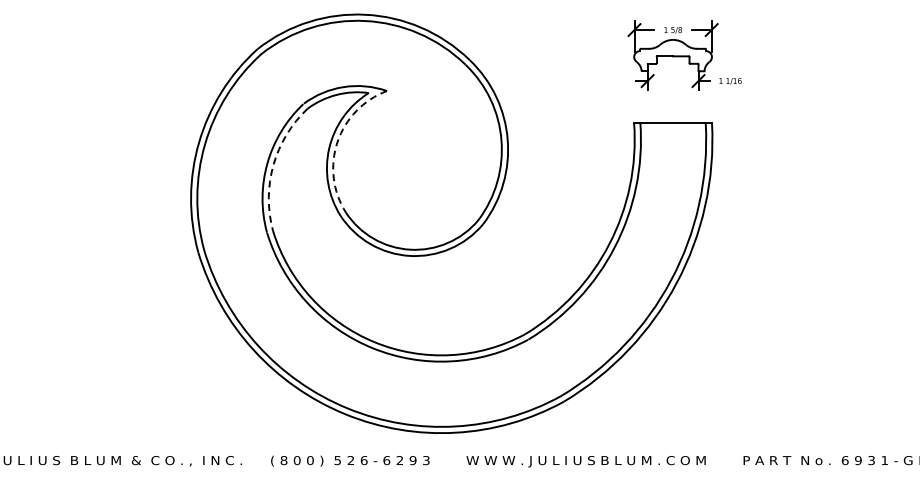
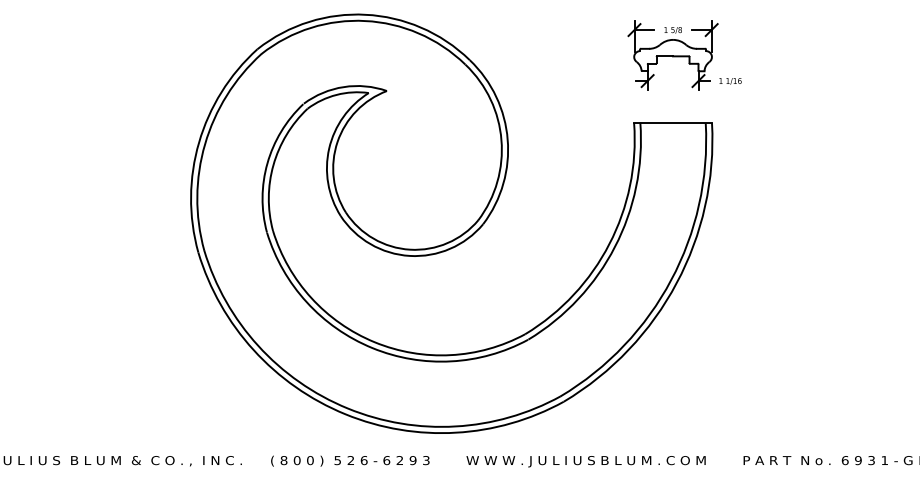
arc: dashed -> solid (337, 142)
arc: dashed -> solid (273, 165)
